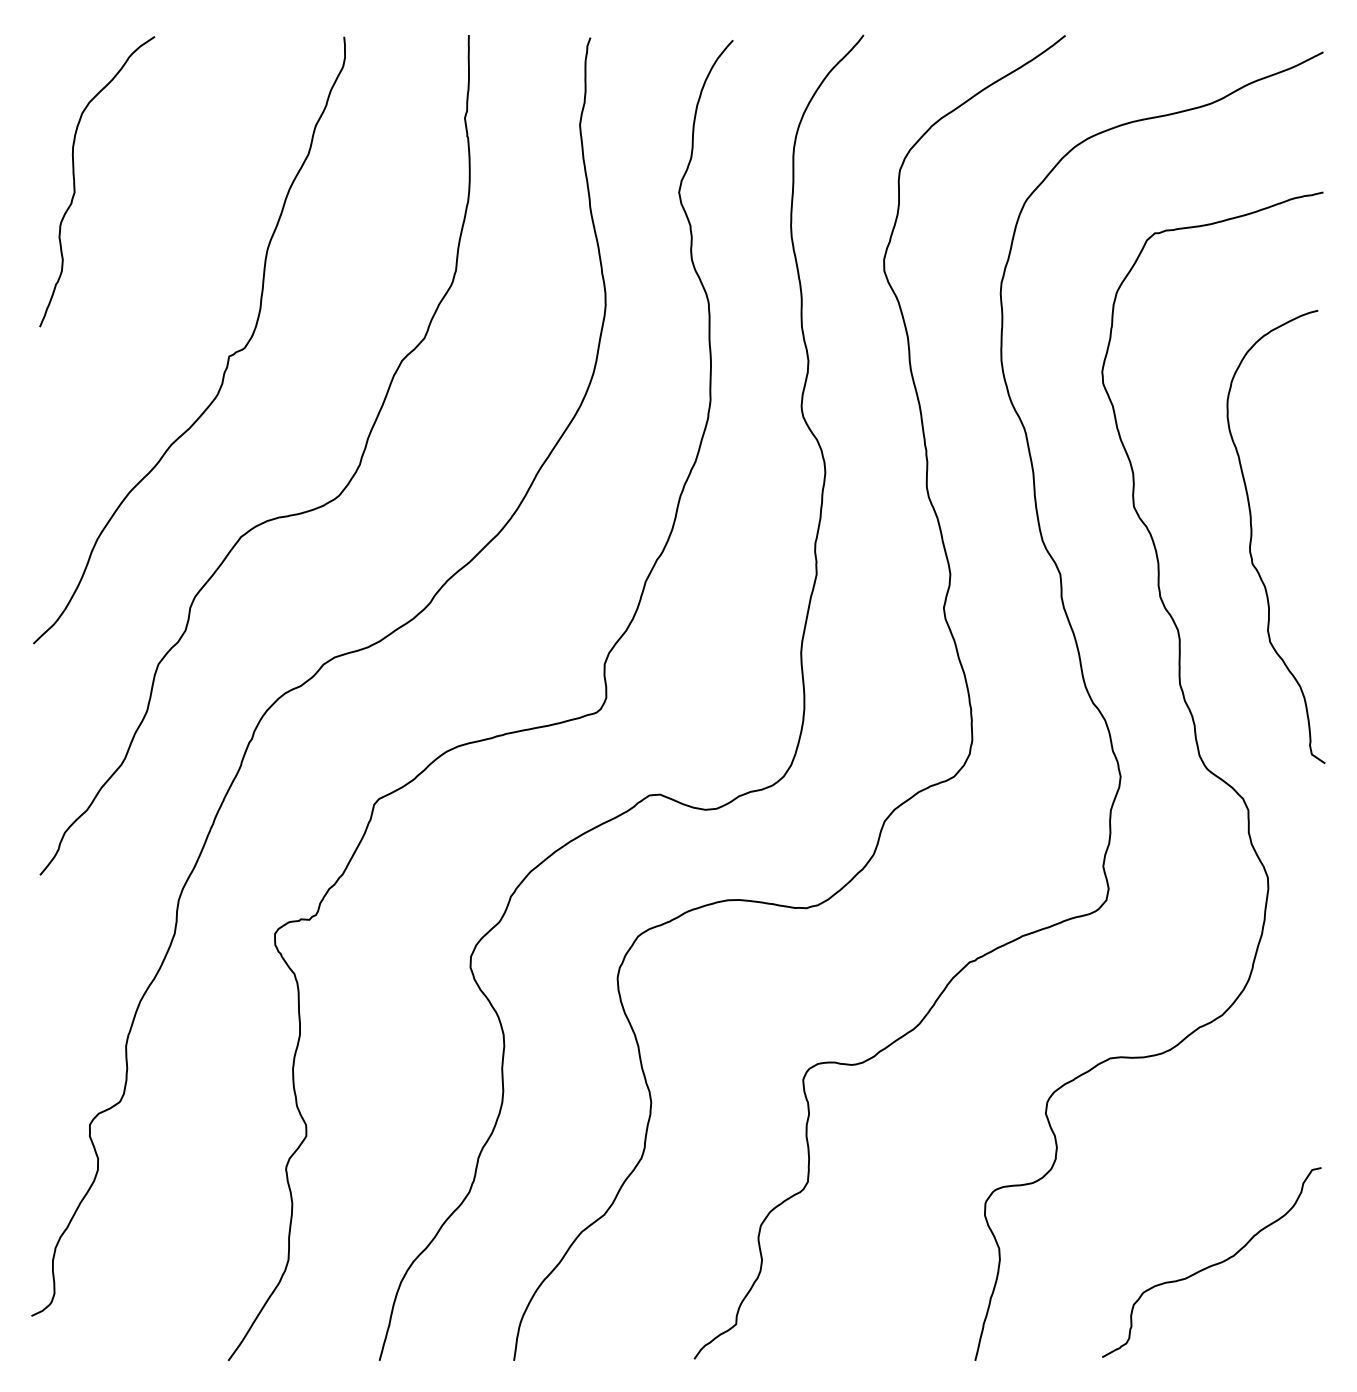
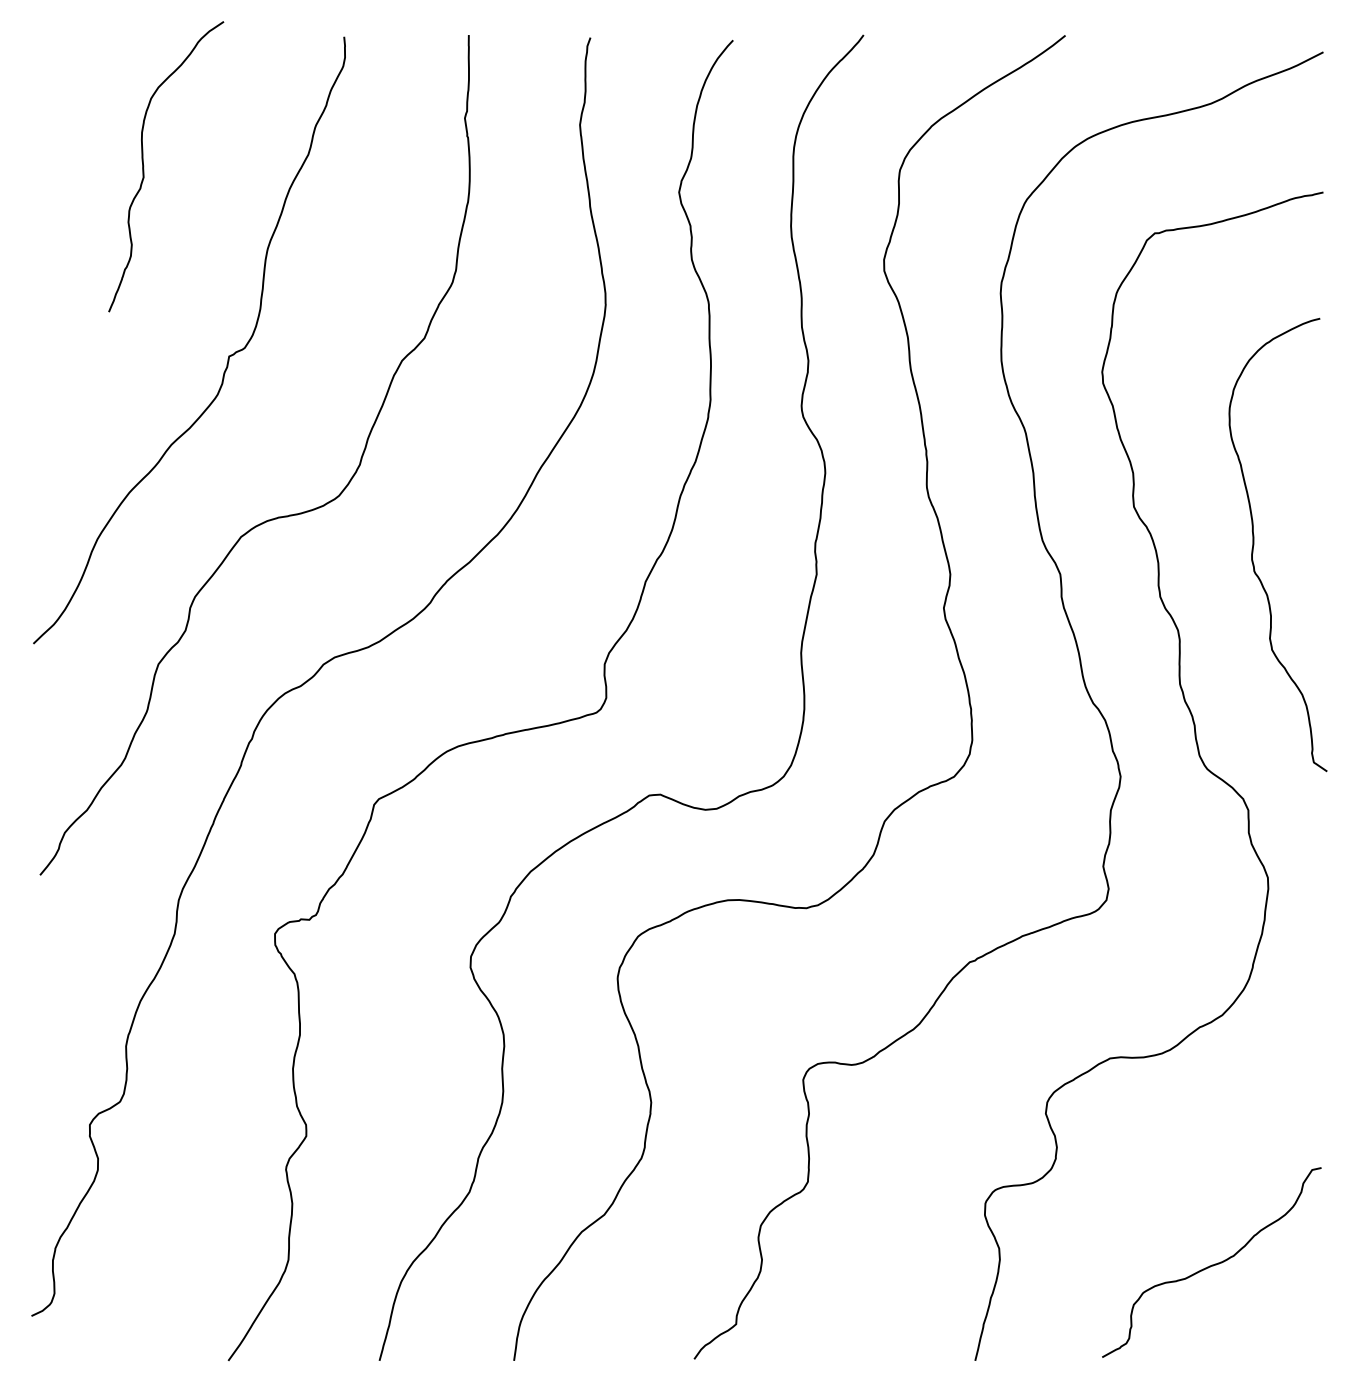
curve position: (75, 181) -> (144, 166) (144, 166)
curve position: (1252, 536) -> (1254, 544) (1254, 544)
